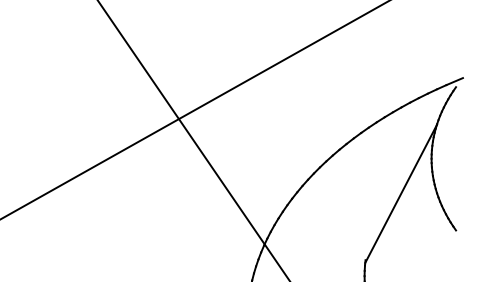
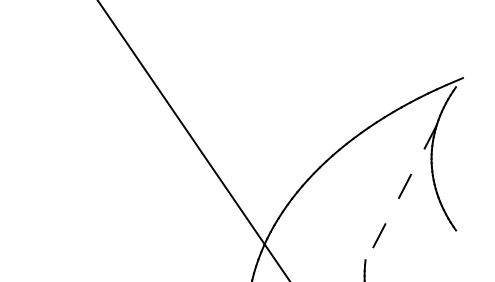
line: present -> none (194, 110)
line: solid -> dashed (401, 193)
